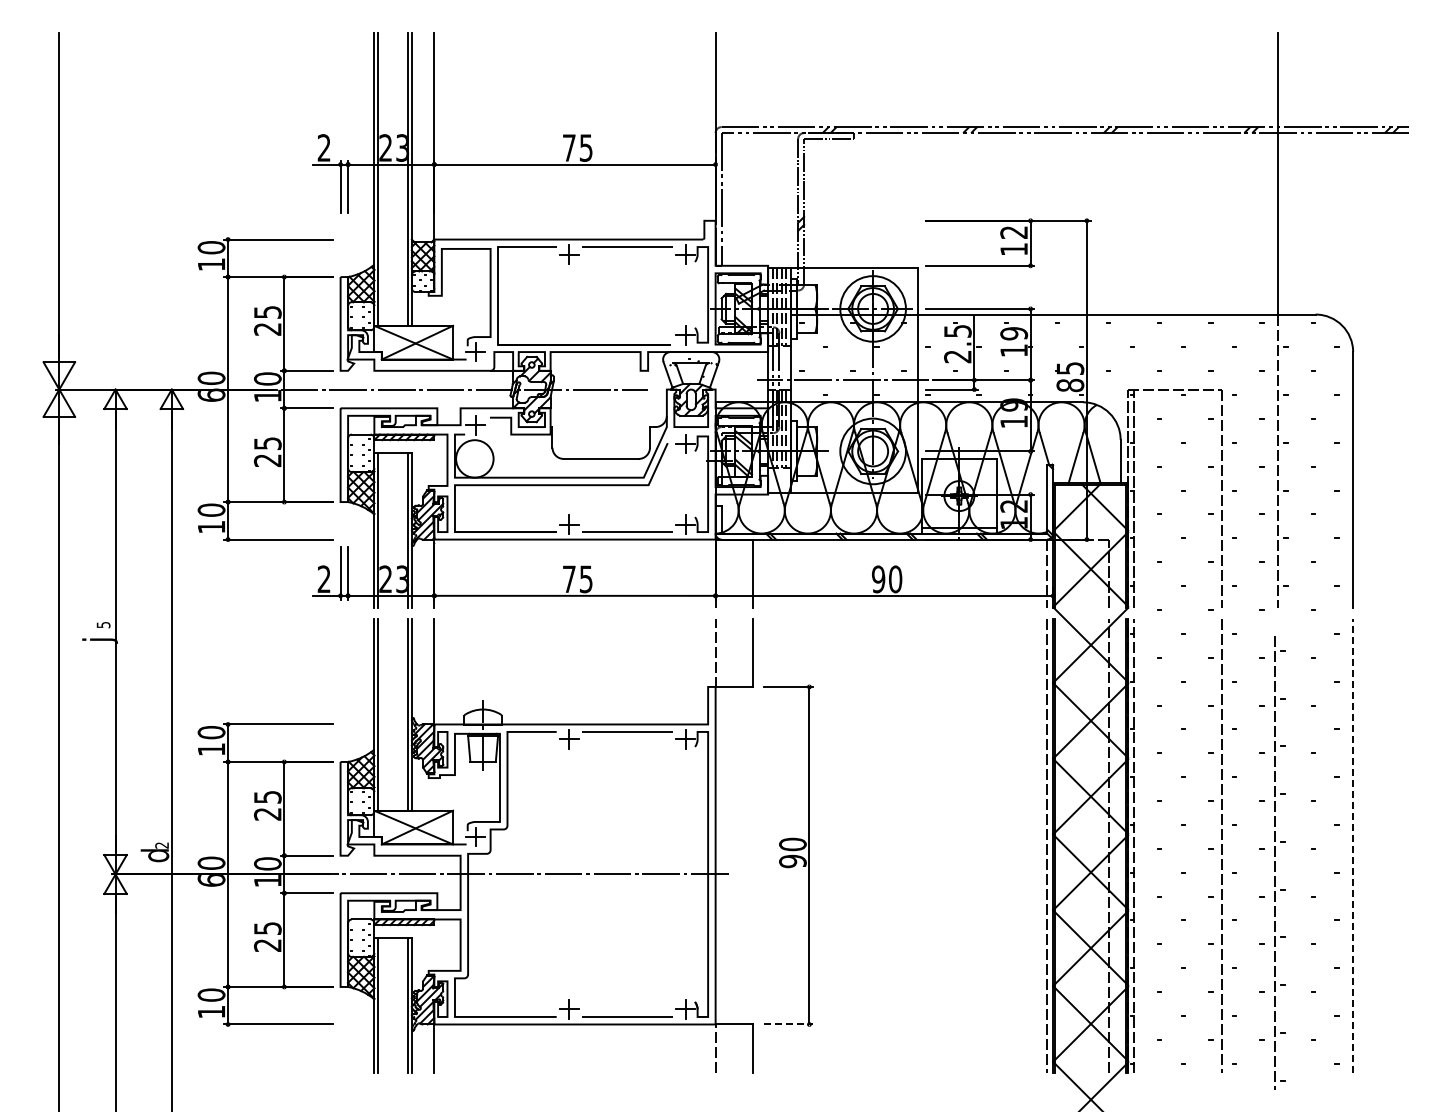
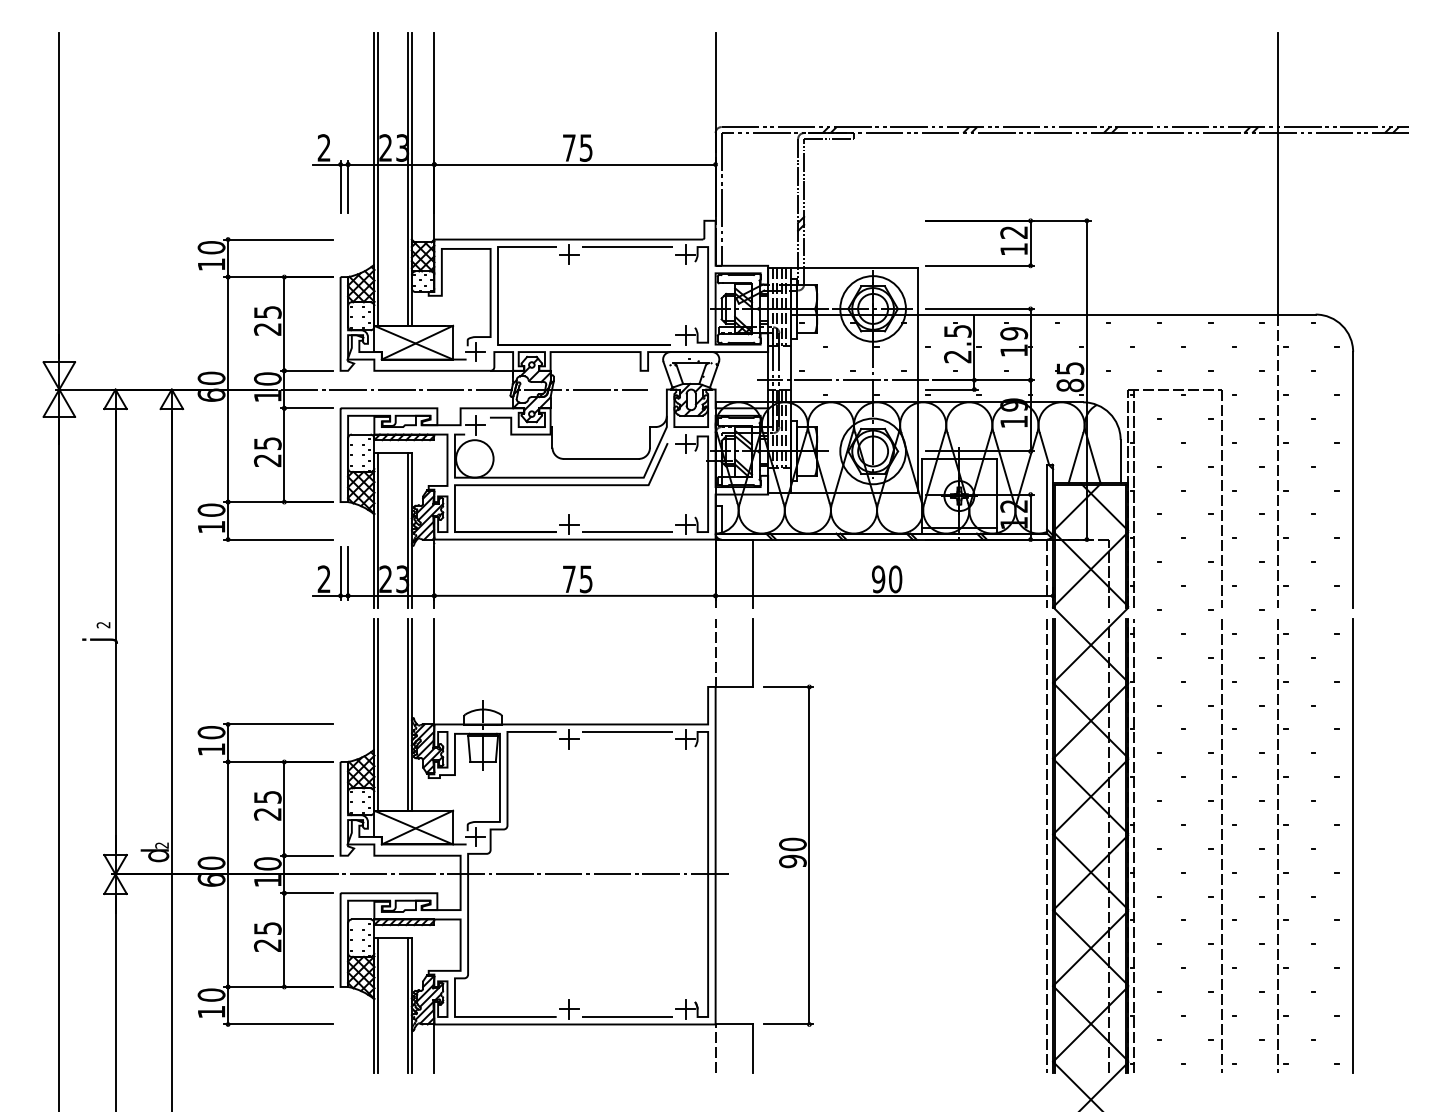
text: 5 -> 2 (103, 625)
line: dashed -> solid (1353, 845)
part position: (1279, 862) -> (1282, 845) (1282, 845)
line: dashed -> solid (789, 1024)
